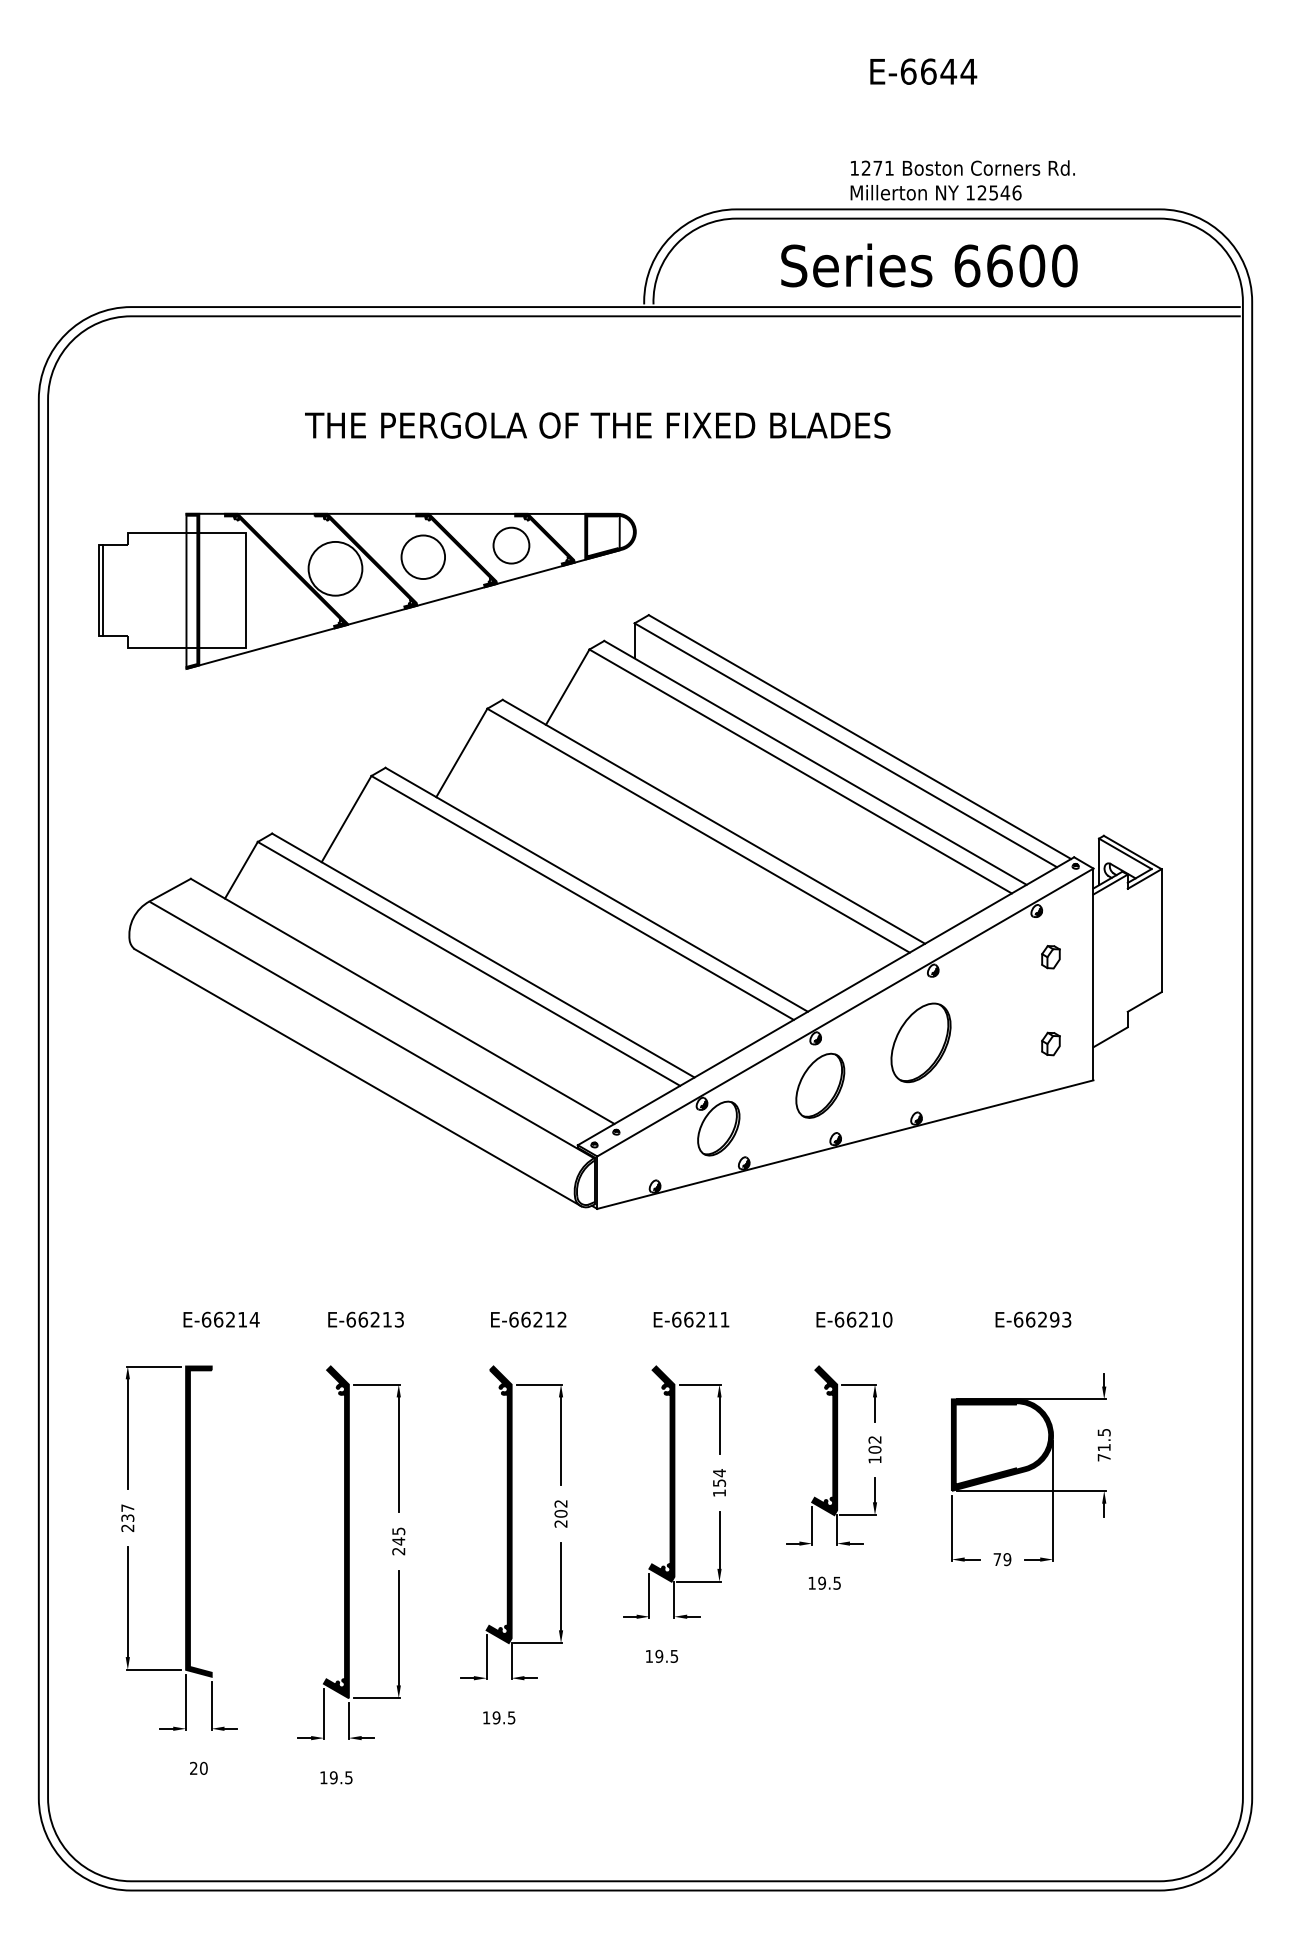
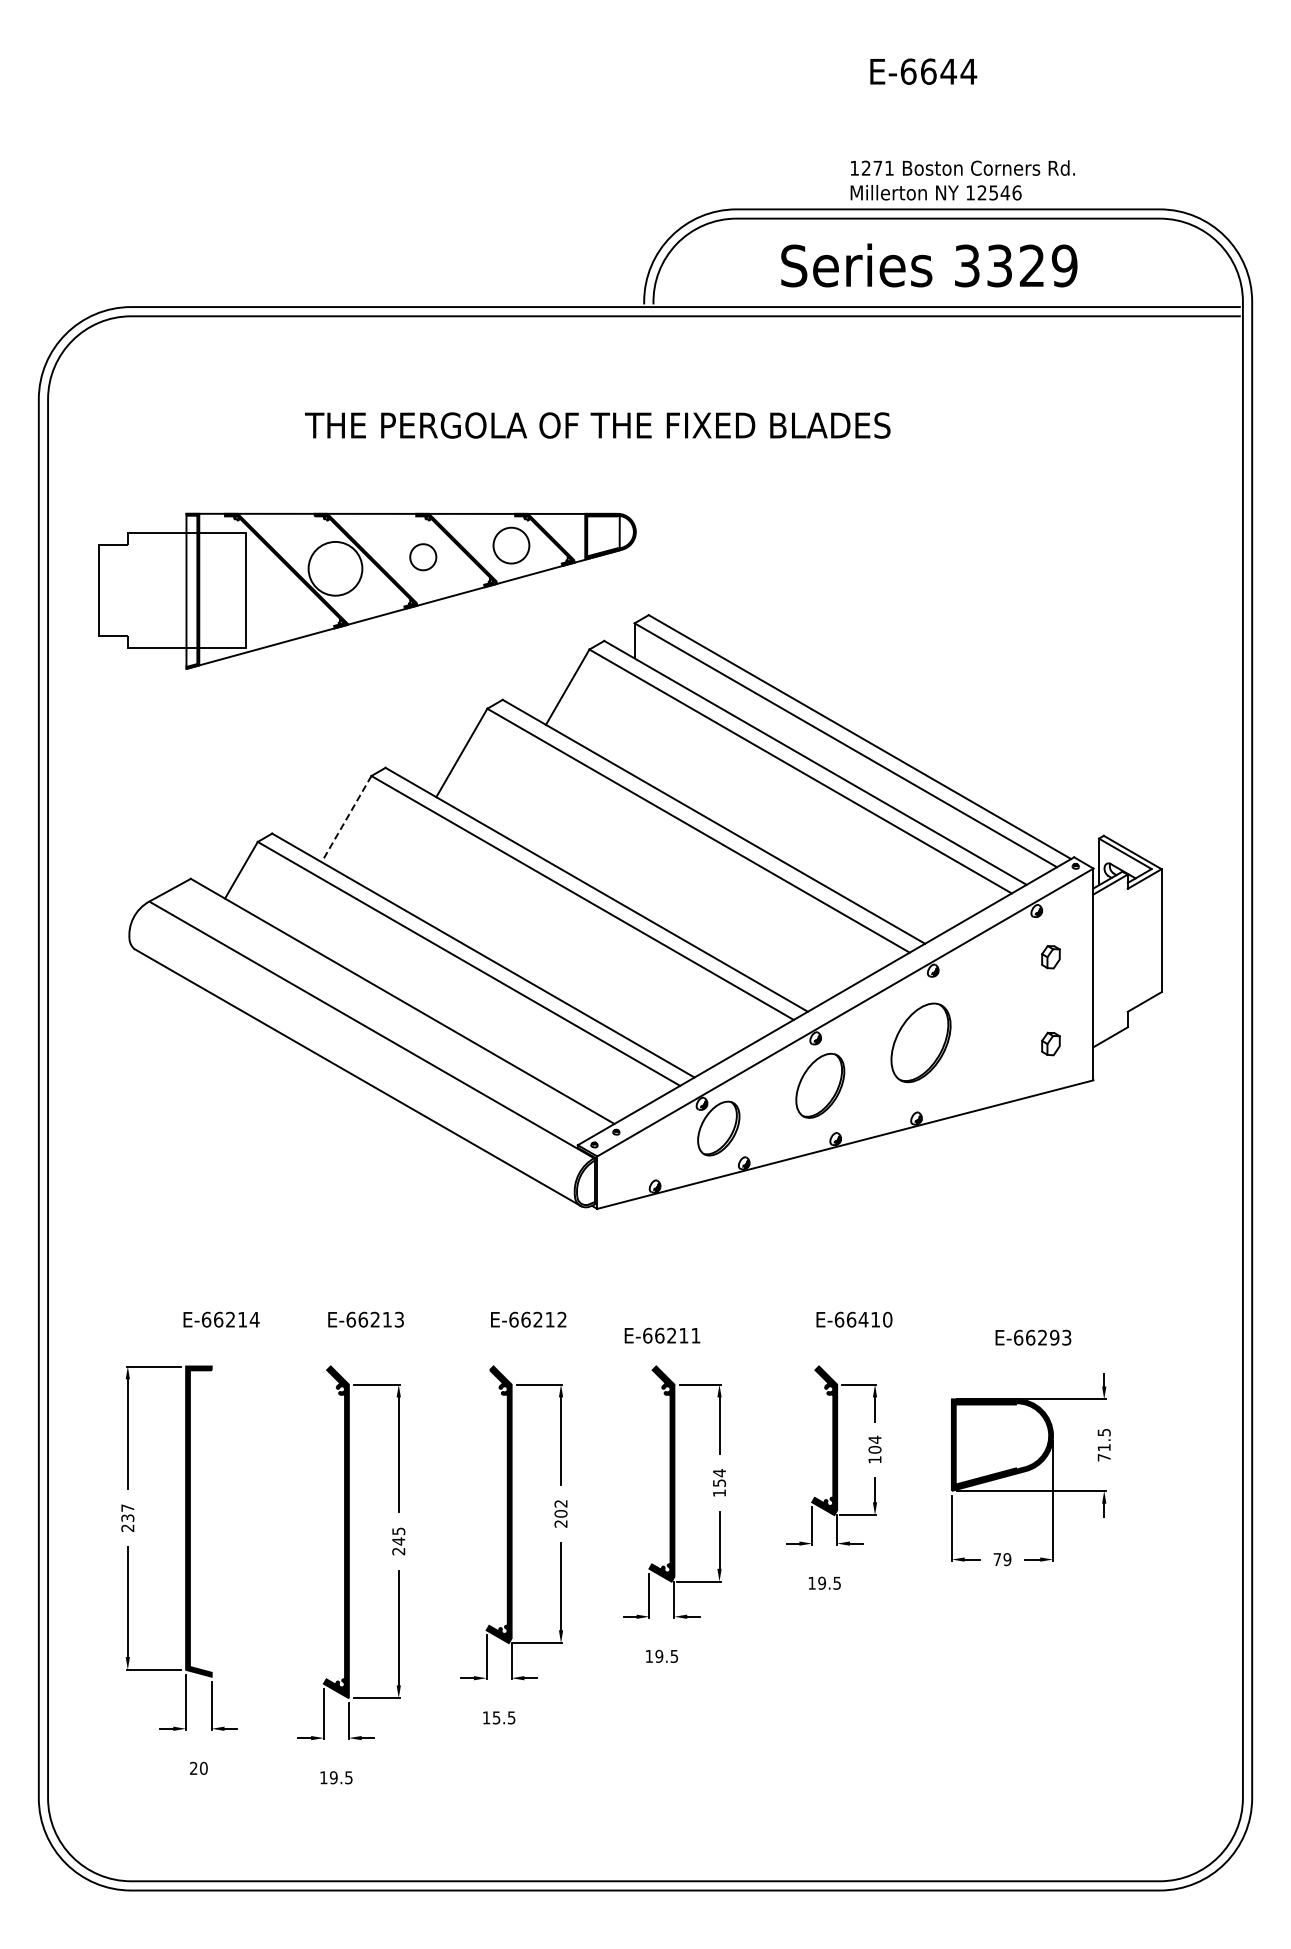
text: 6600 -> 3329 (1015, 265)
circle diameter: 44 px -> 26 px (423, 557)
line: present -> none (103, 590)
line: solid -> dashed (346, 819)
text position: (691, 1319) -> (662, 1335) (662, 1335)
text: E-66210 -> E-66410 (863, 1319)
text position: (1033, 1319) -> (1033, 1337) (1033, 1337)
text: 102 -> 104 (874, 1439)
text: 19.5 -> 15.5 (496, 1717)
